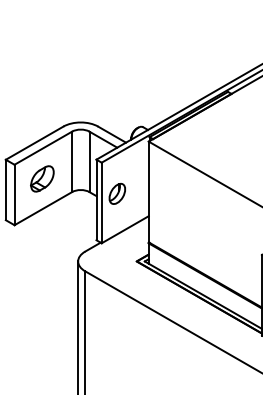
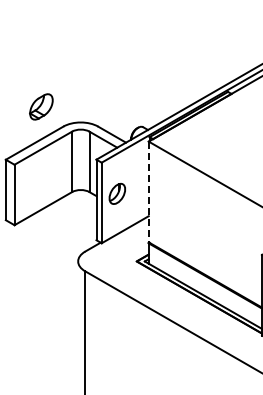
part position: (42, 178) -> (41, 106) (41, 106)
line: solid -> dashed (148, 192)
line: present -> none (78, 326)
